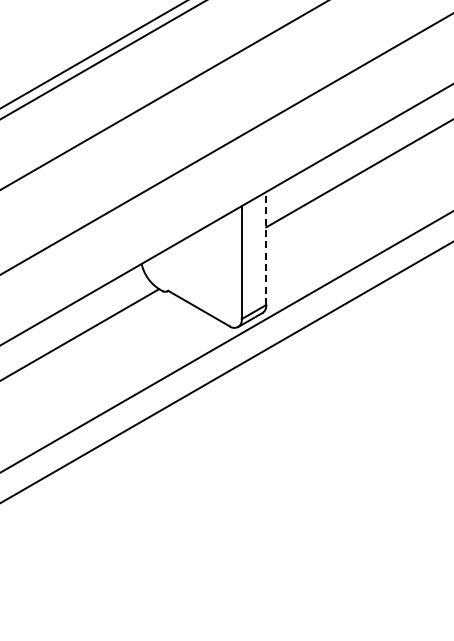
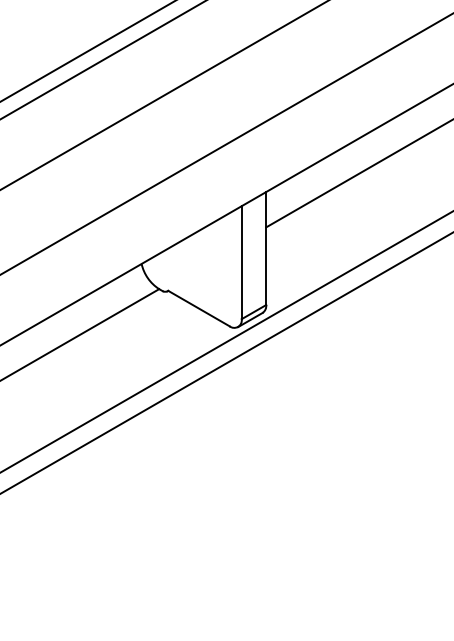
line position: (93, 54) -> (87, 51) (87, 51)
line: dashed -> solid (266, 248)
line position: (226, 372) -> (226, 362) (226, 362)
